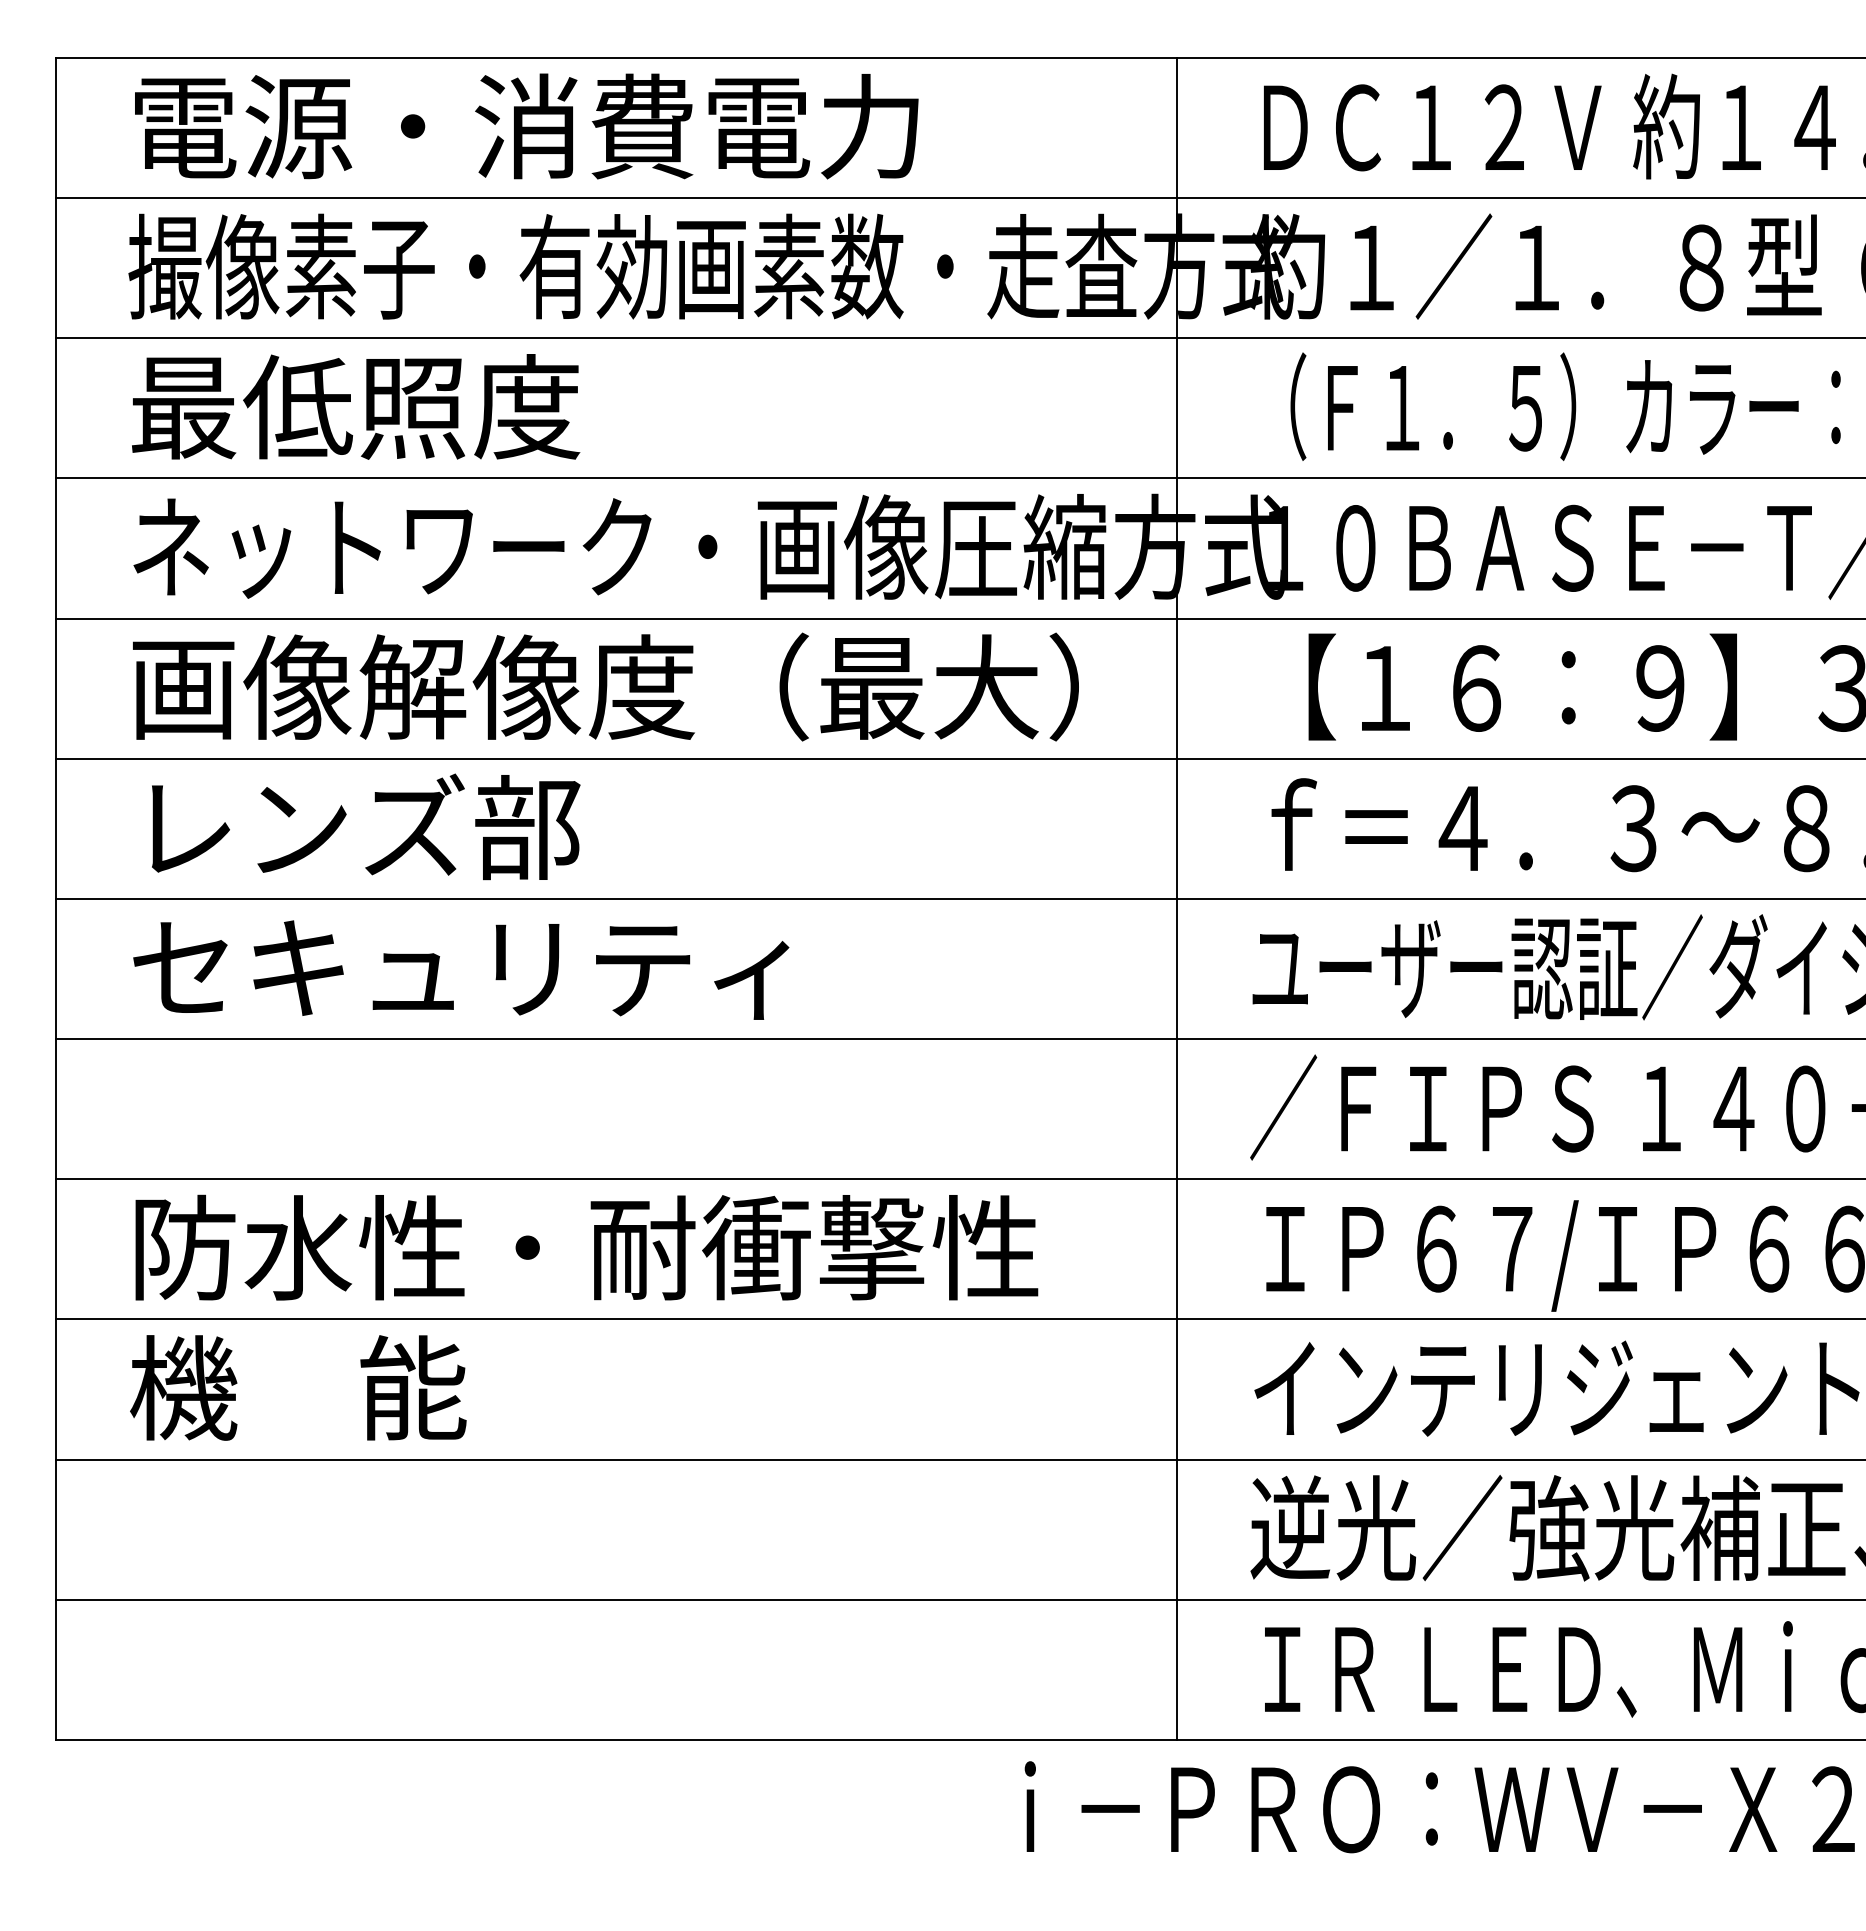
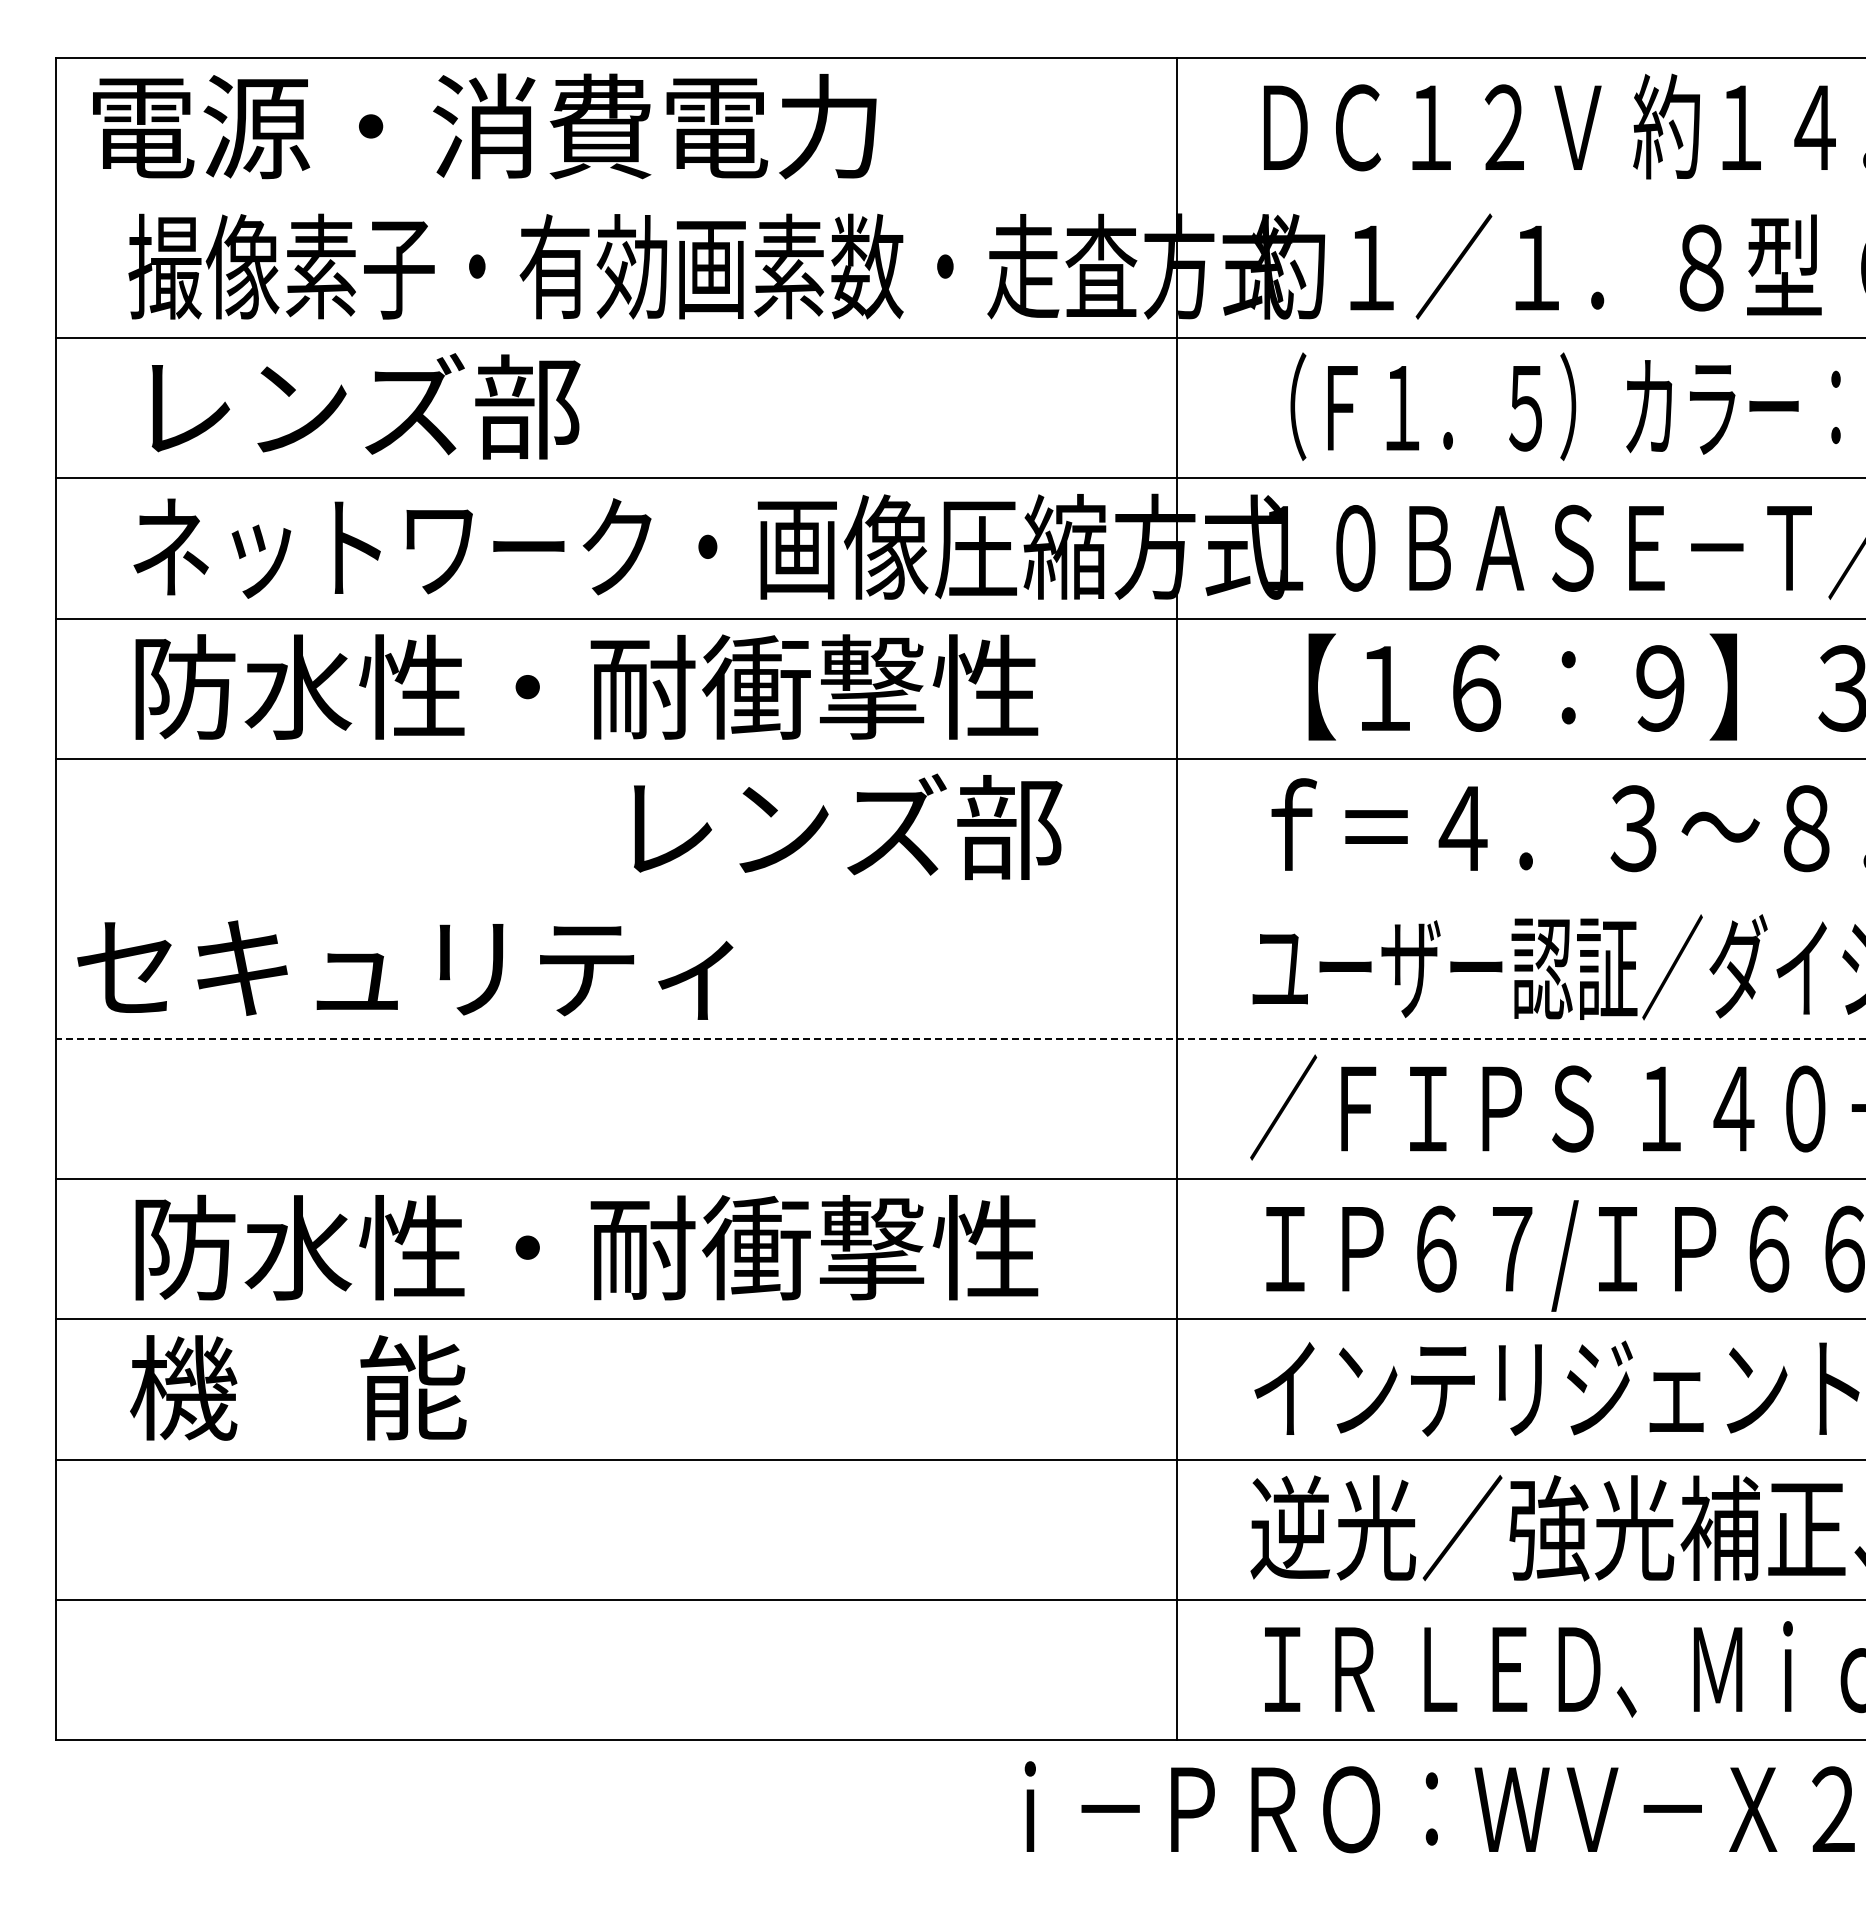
text position: (526, 126) -> (484, 126) (484, 126)
line: present -> none (959, 198)
text: 最低照度 -> レンズ部 (356, 406)
text: 画像解像度（最大） -> 防水性・耐衝撃性 (605, 686)
text position: (366, 826) -> (848, 826) (848, 826)
line: present -> none (959, 898)
text position: (461, 969) -> (405, 969) (405, 969)
line: solid -> dashed (960, 1039)
